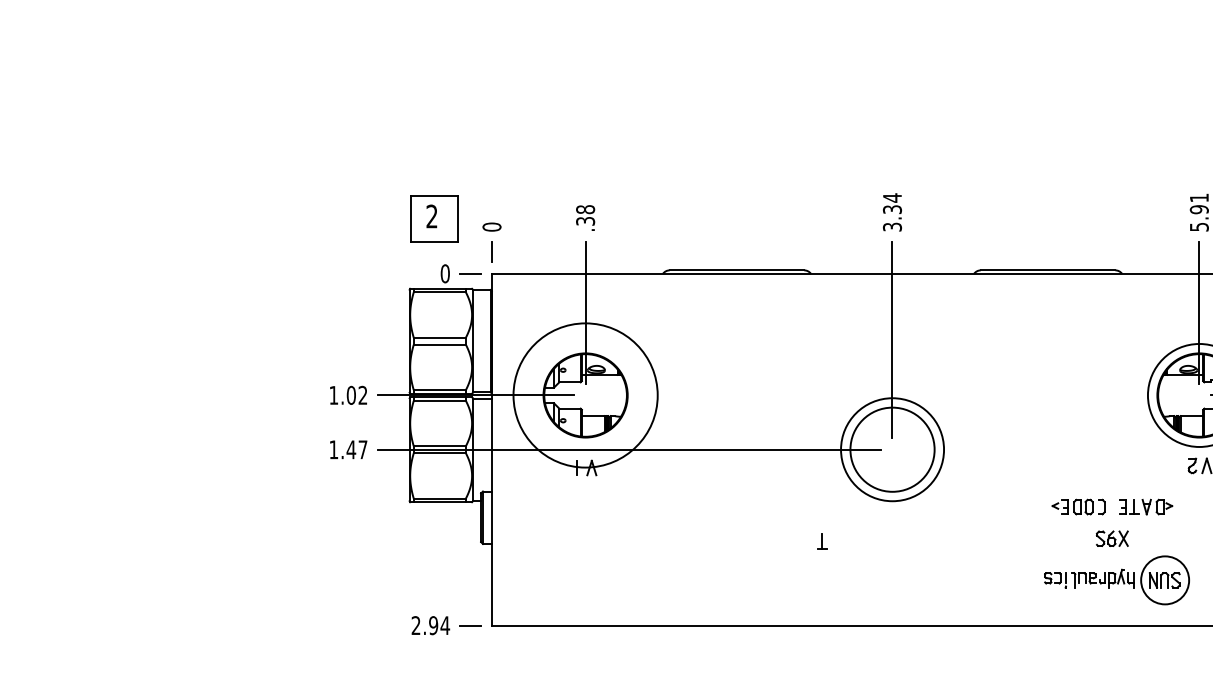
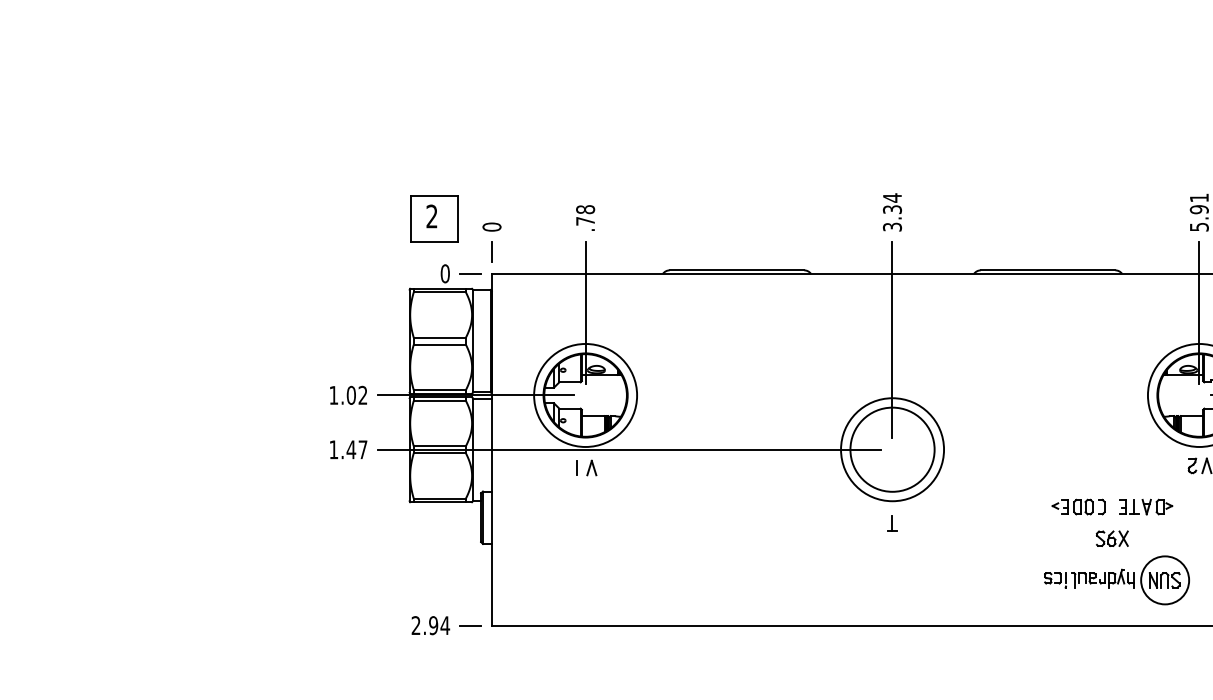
text: .38 -> .78 (585, 221)
circle diameter: 144 px -> 103 px (585, 394)
part position: (822, 541) -> (892, 523) (892, 523)
